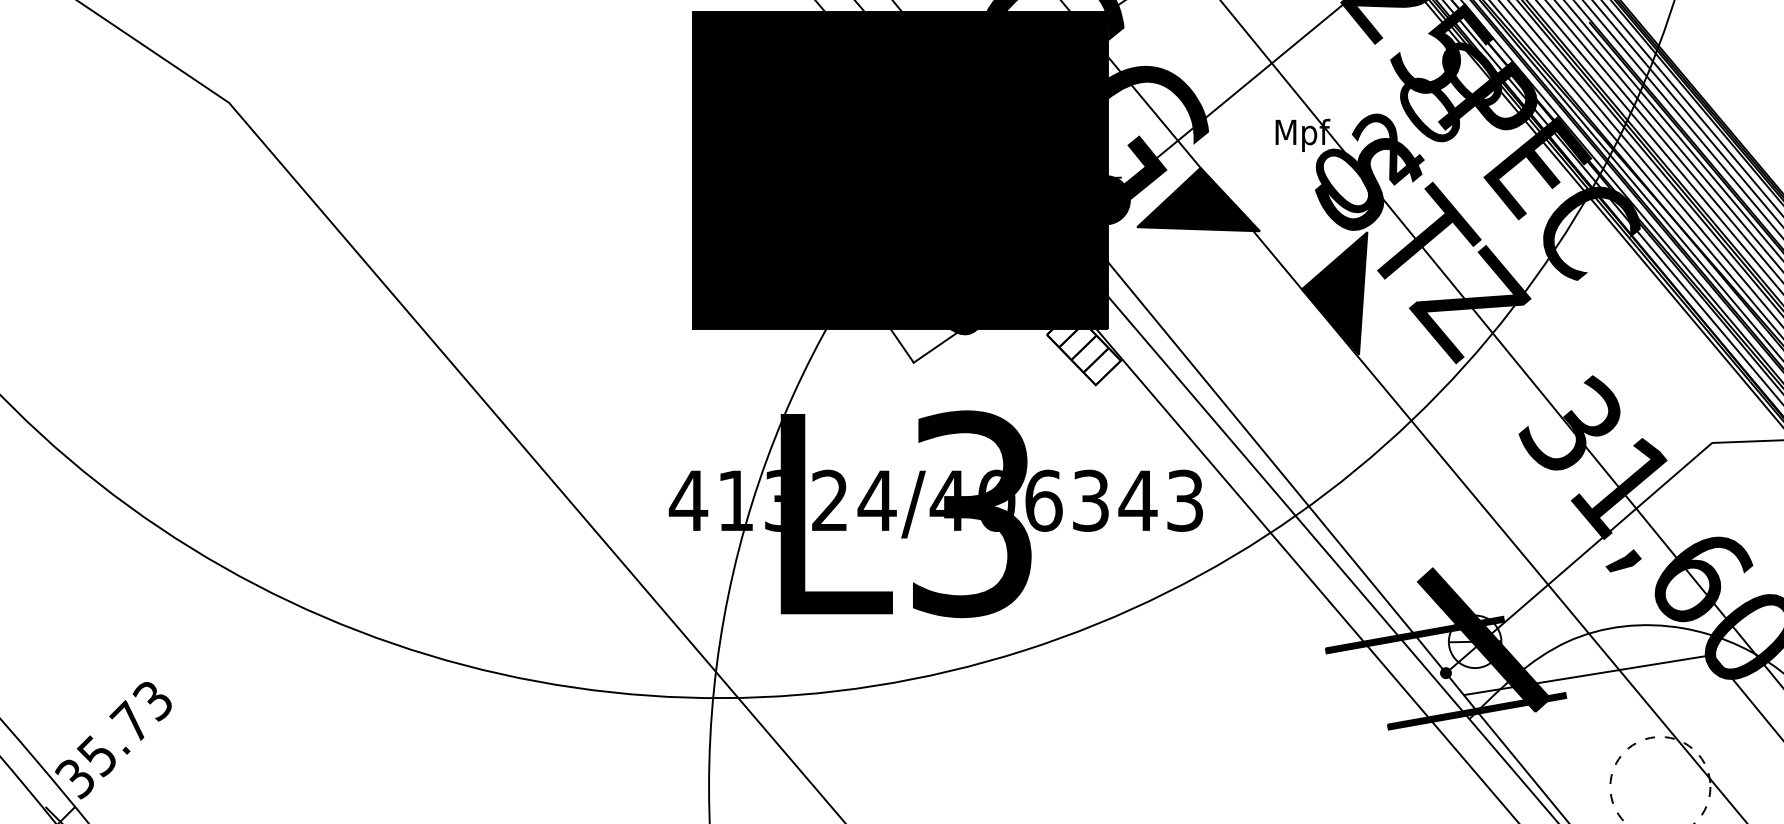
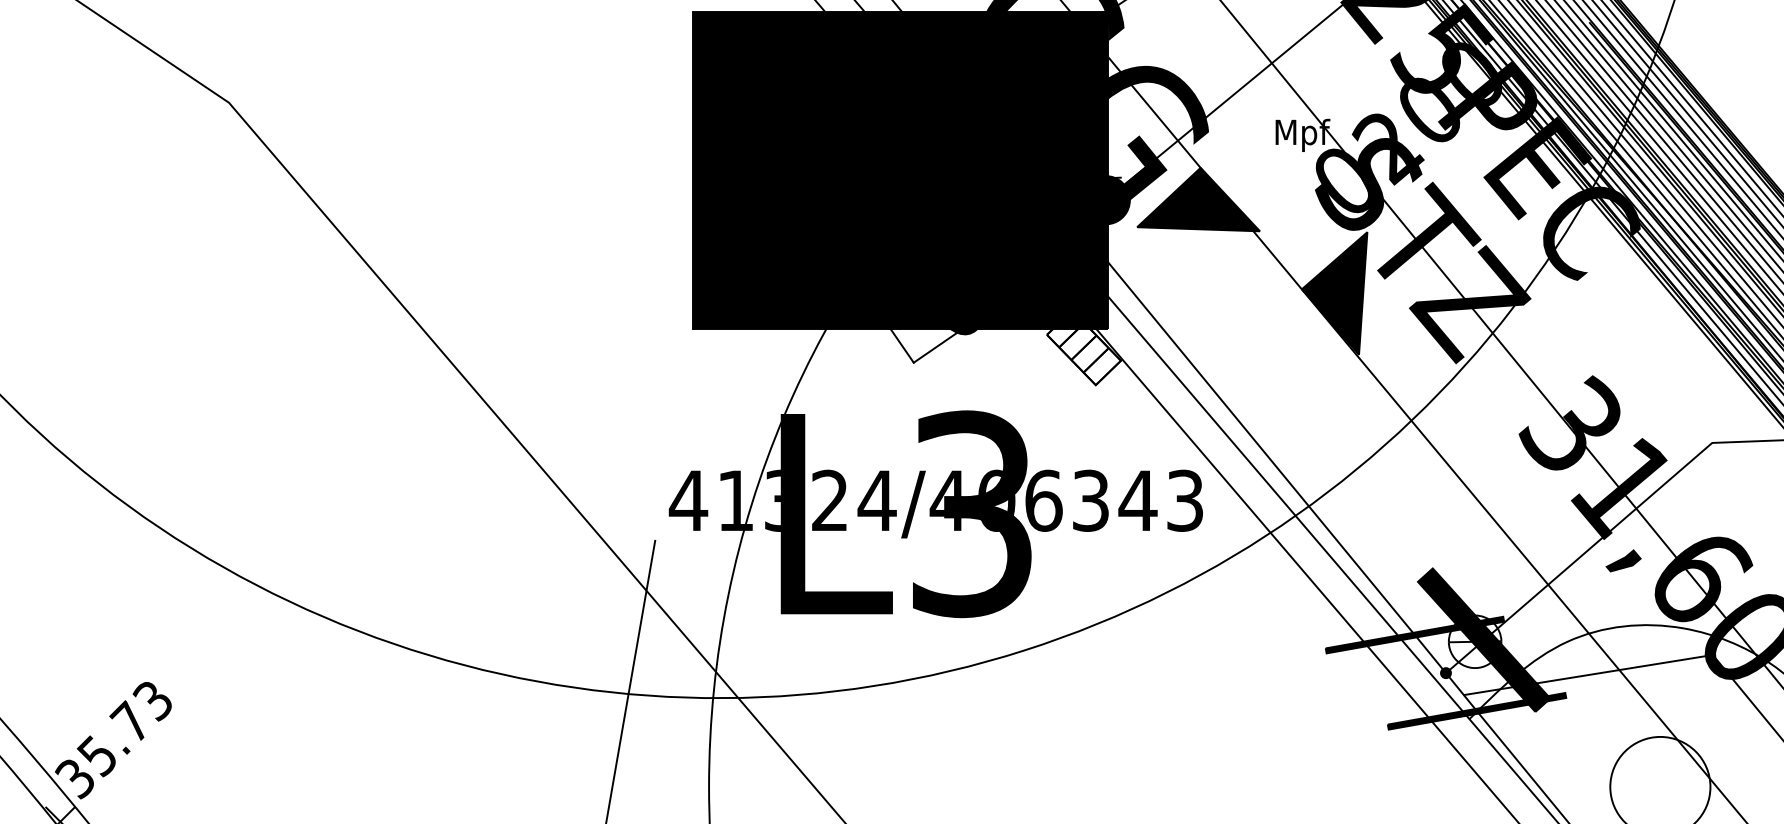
line: none -> present (630, 680)
circle: dashed -> solid (1660, 779)
